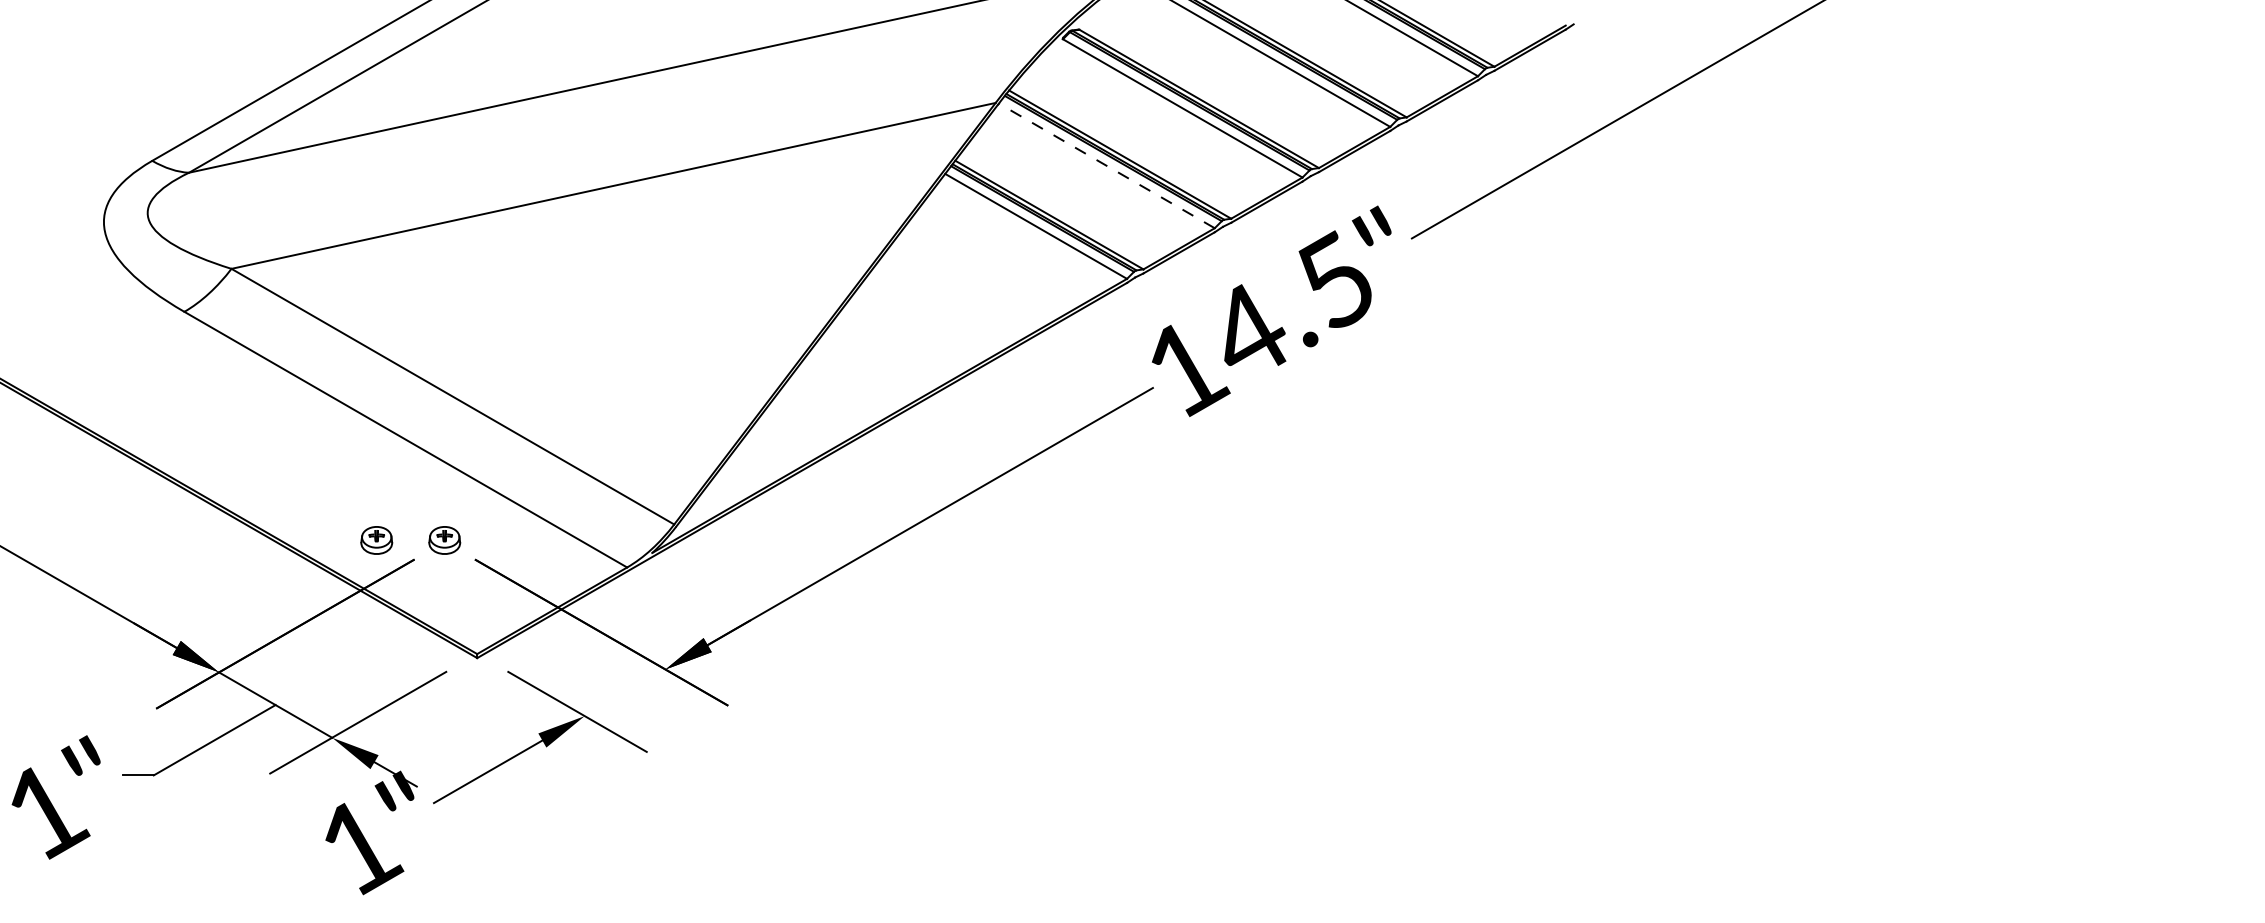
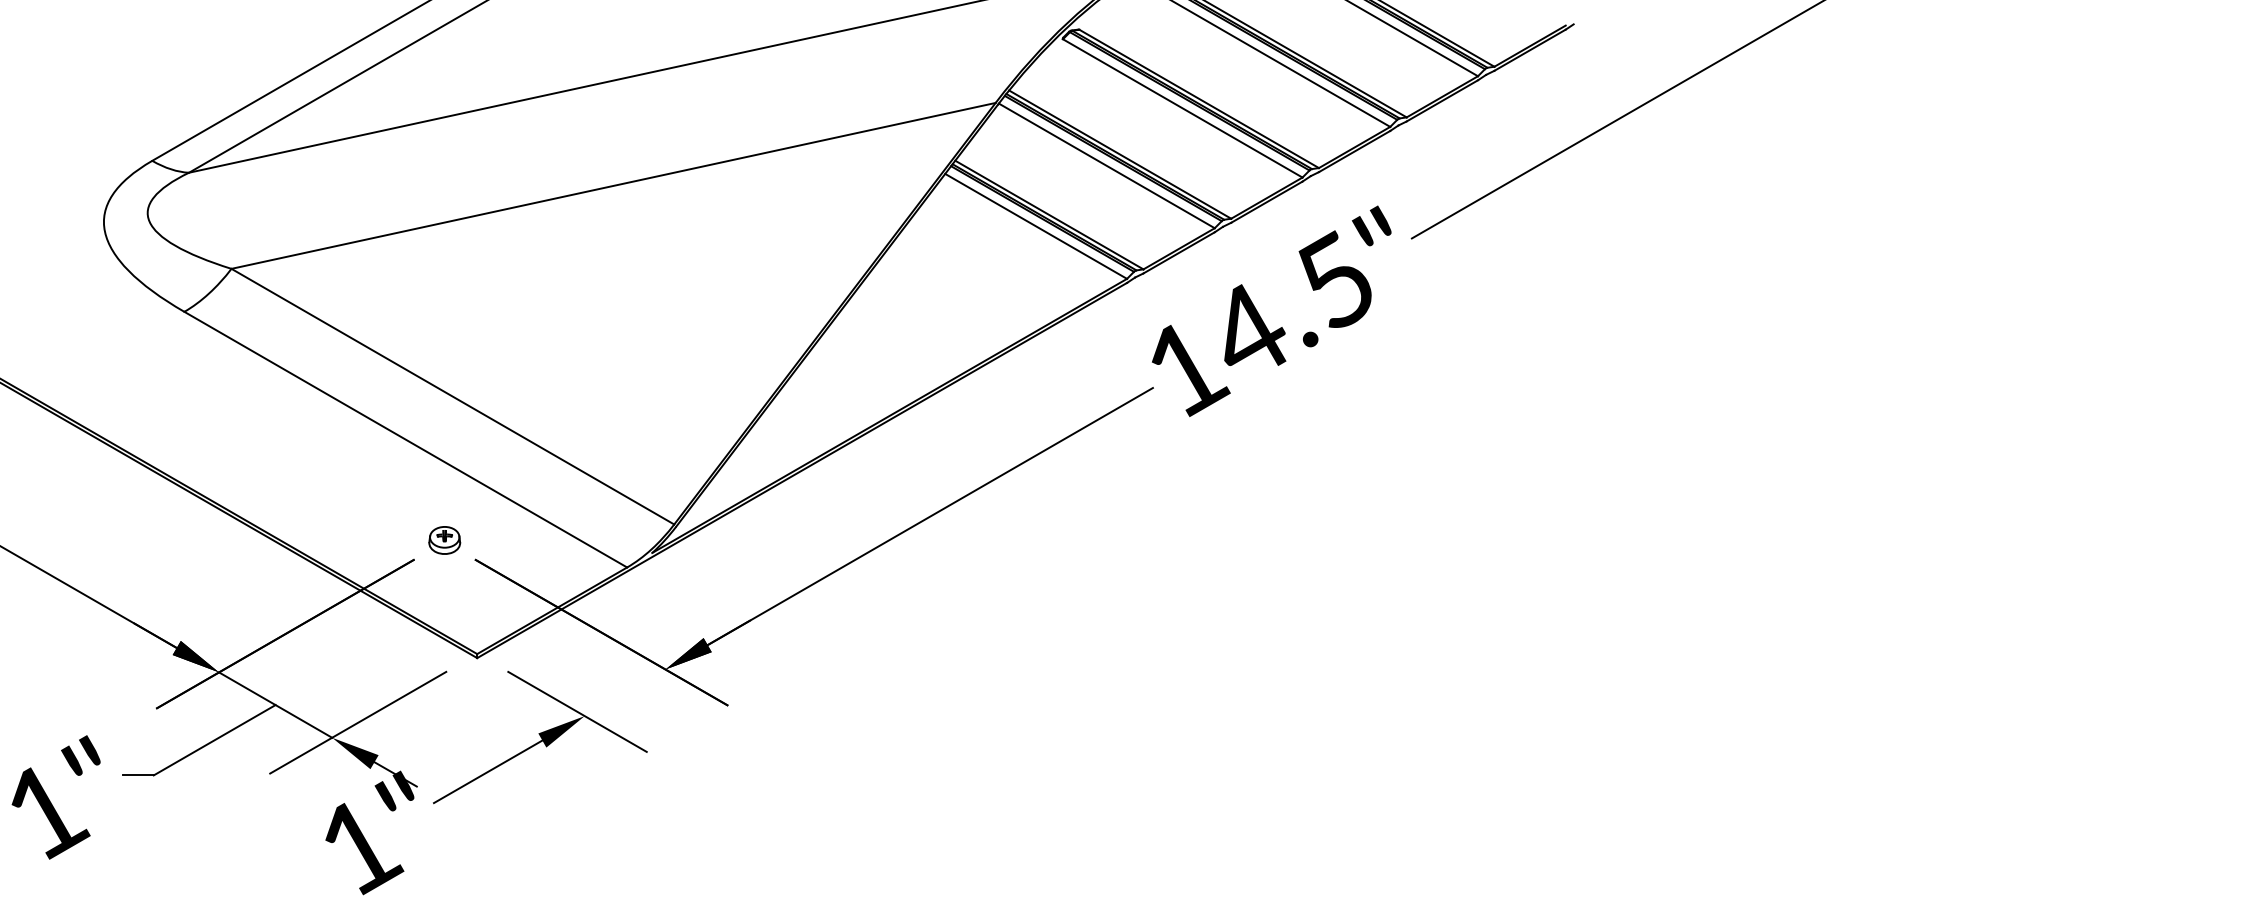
line: dashed -> solid (1106, 165)
part: present -> none (376, 540)
